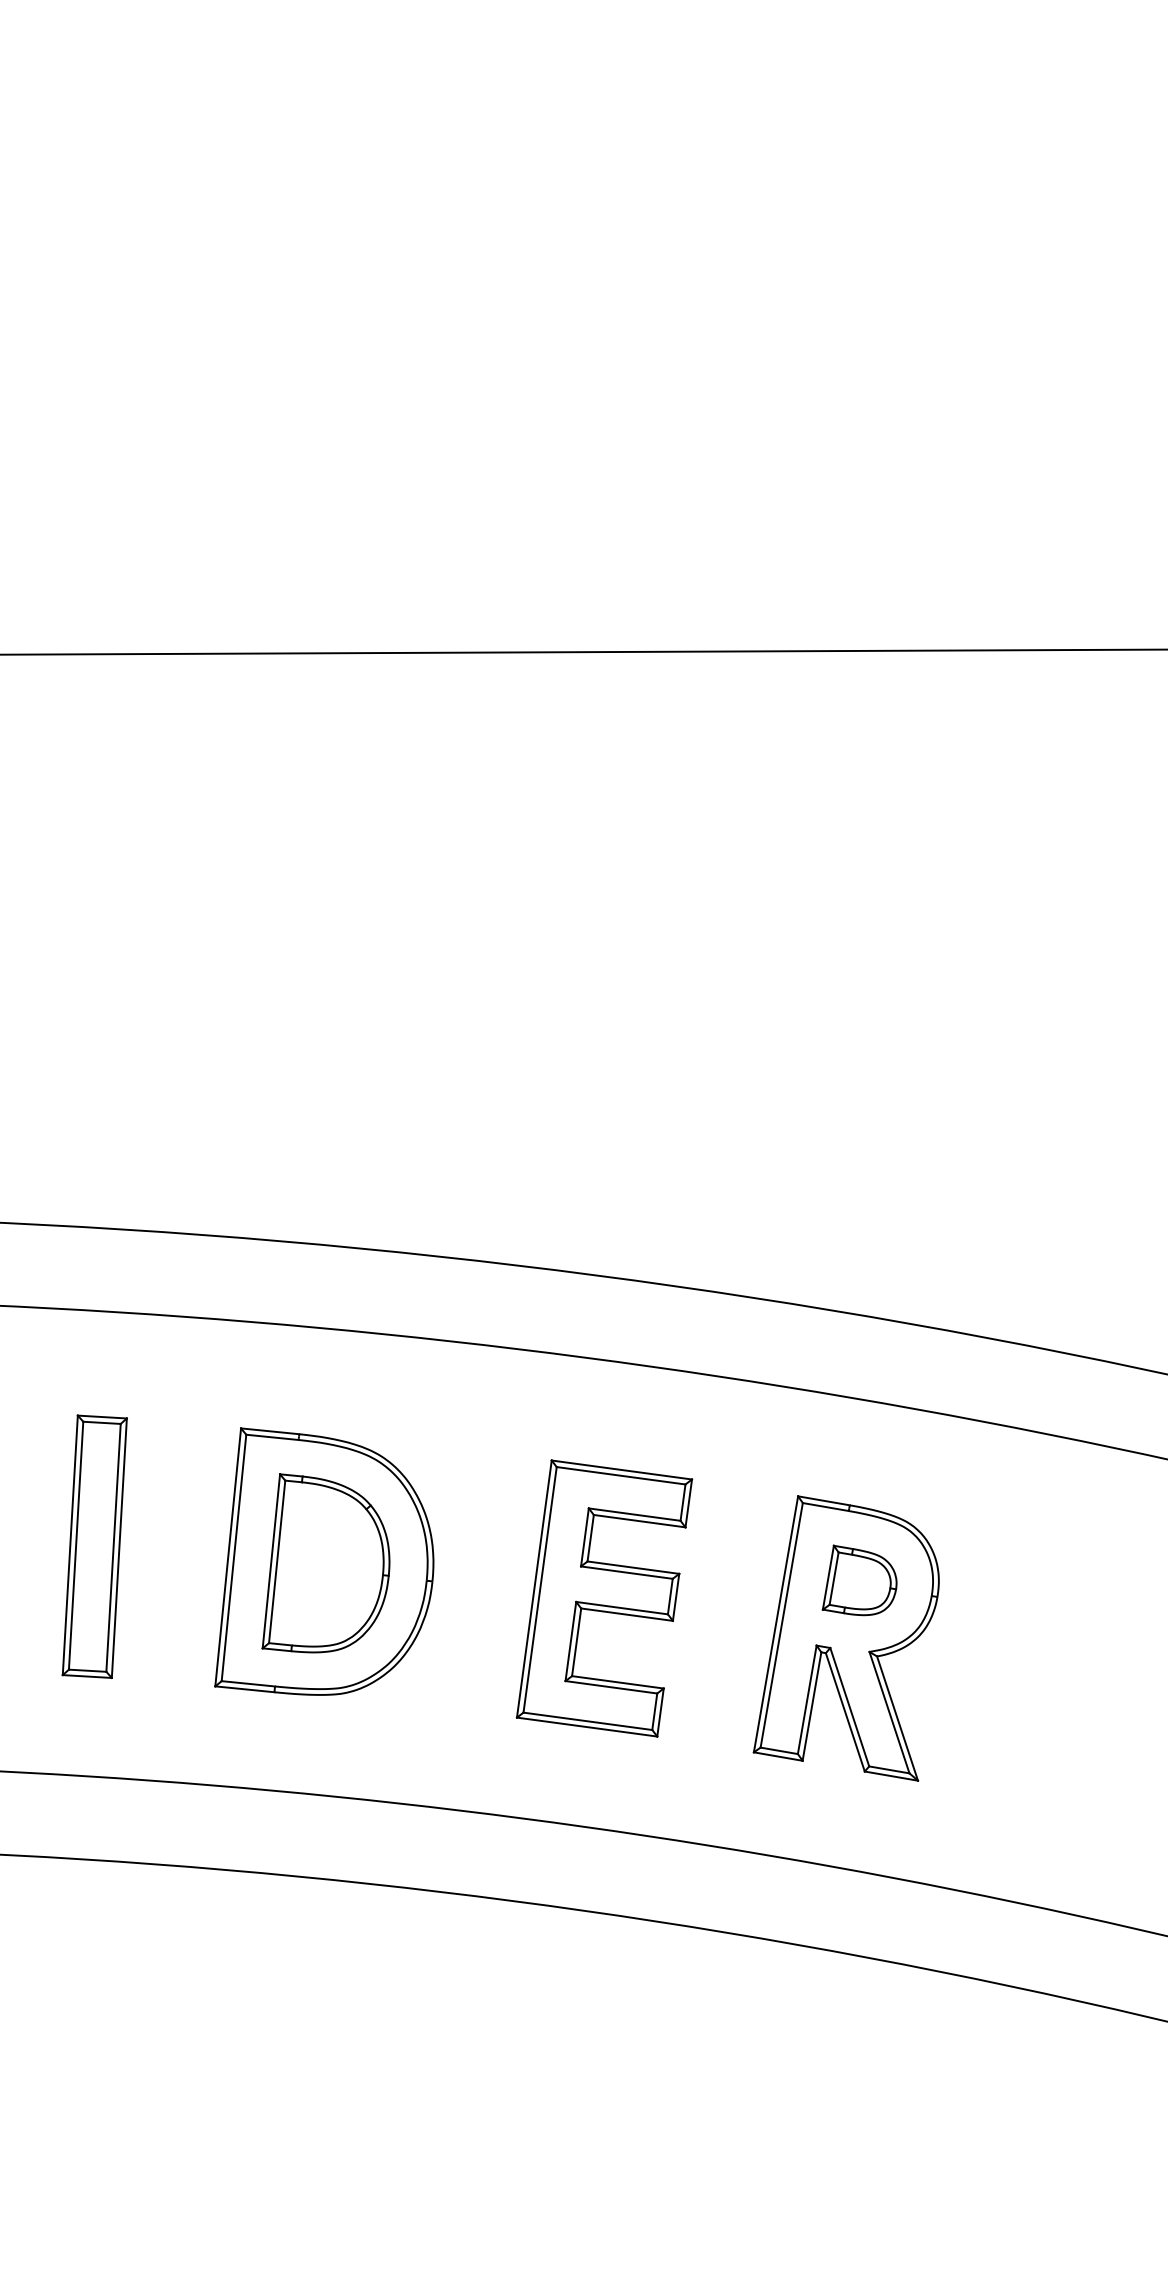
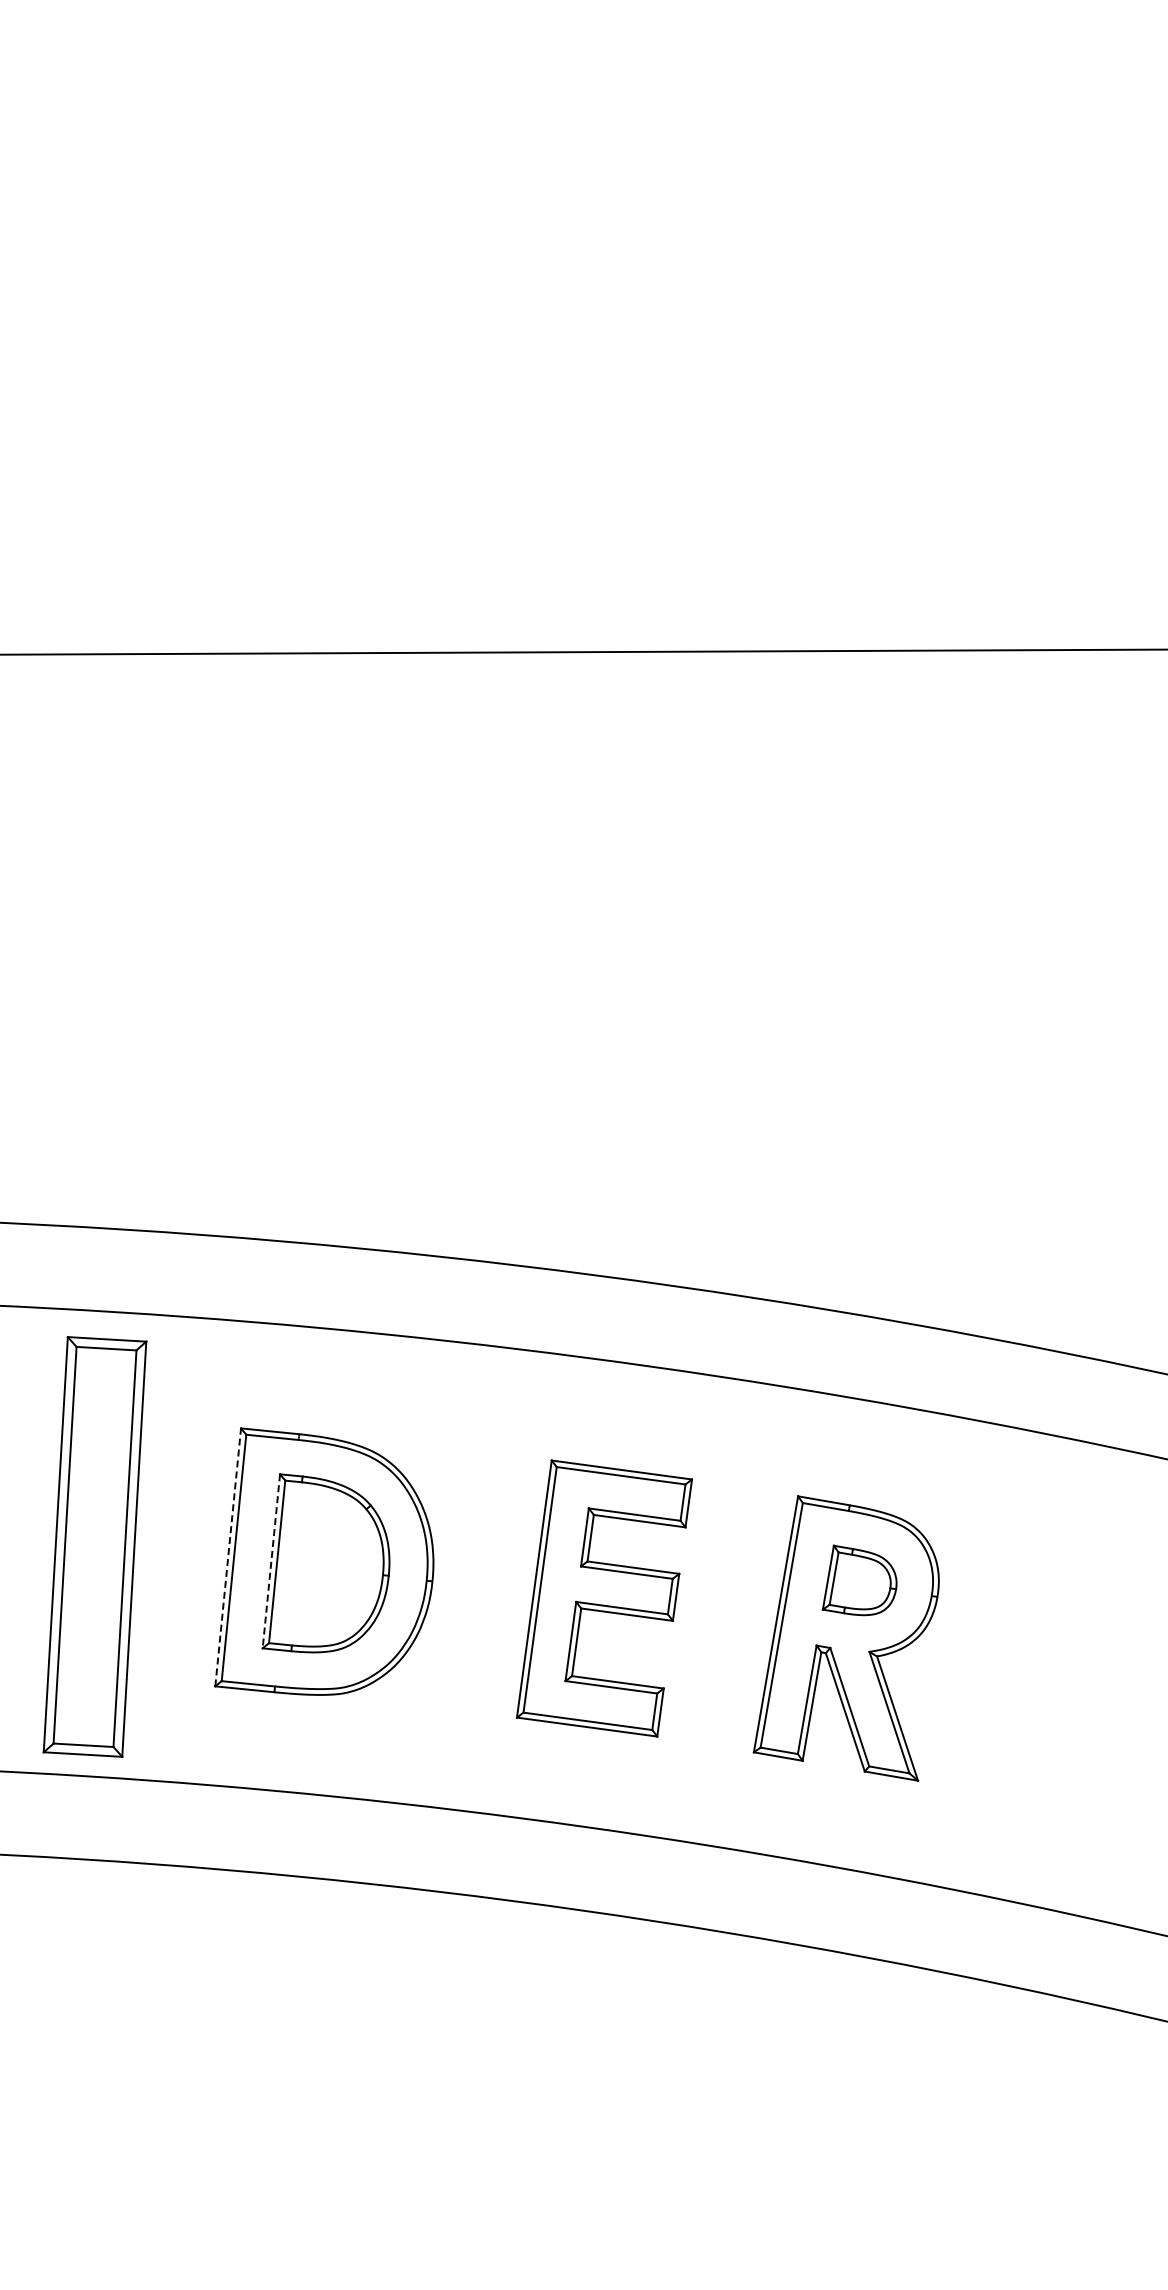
part size: 67x265 px -> 106x422 px (94, 1546)
line: solid -> dashed (228, 1557)
line: solid -> dashed (271, 1561)
